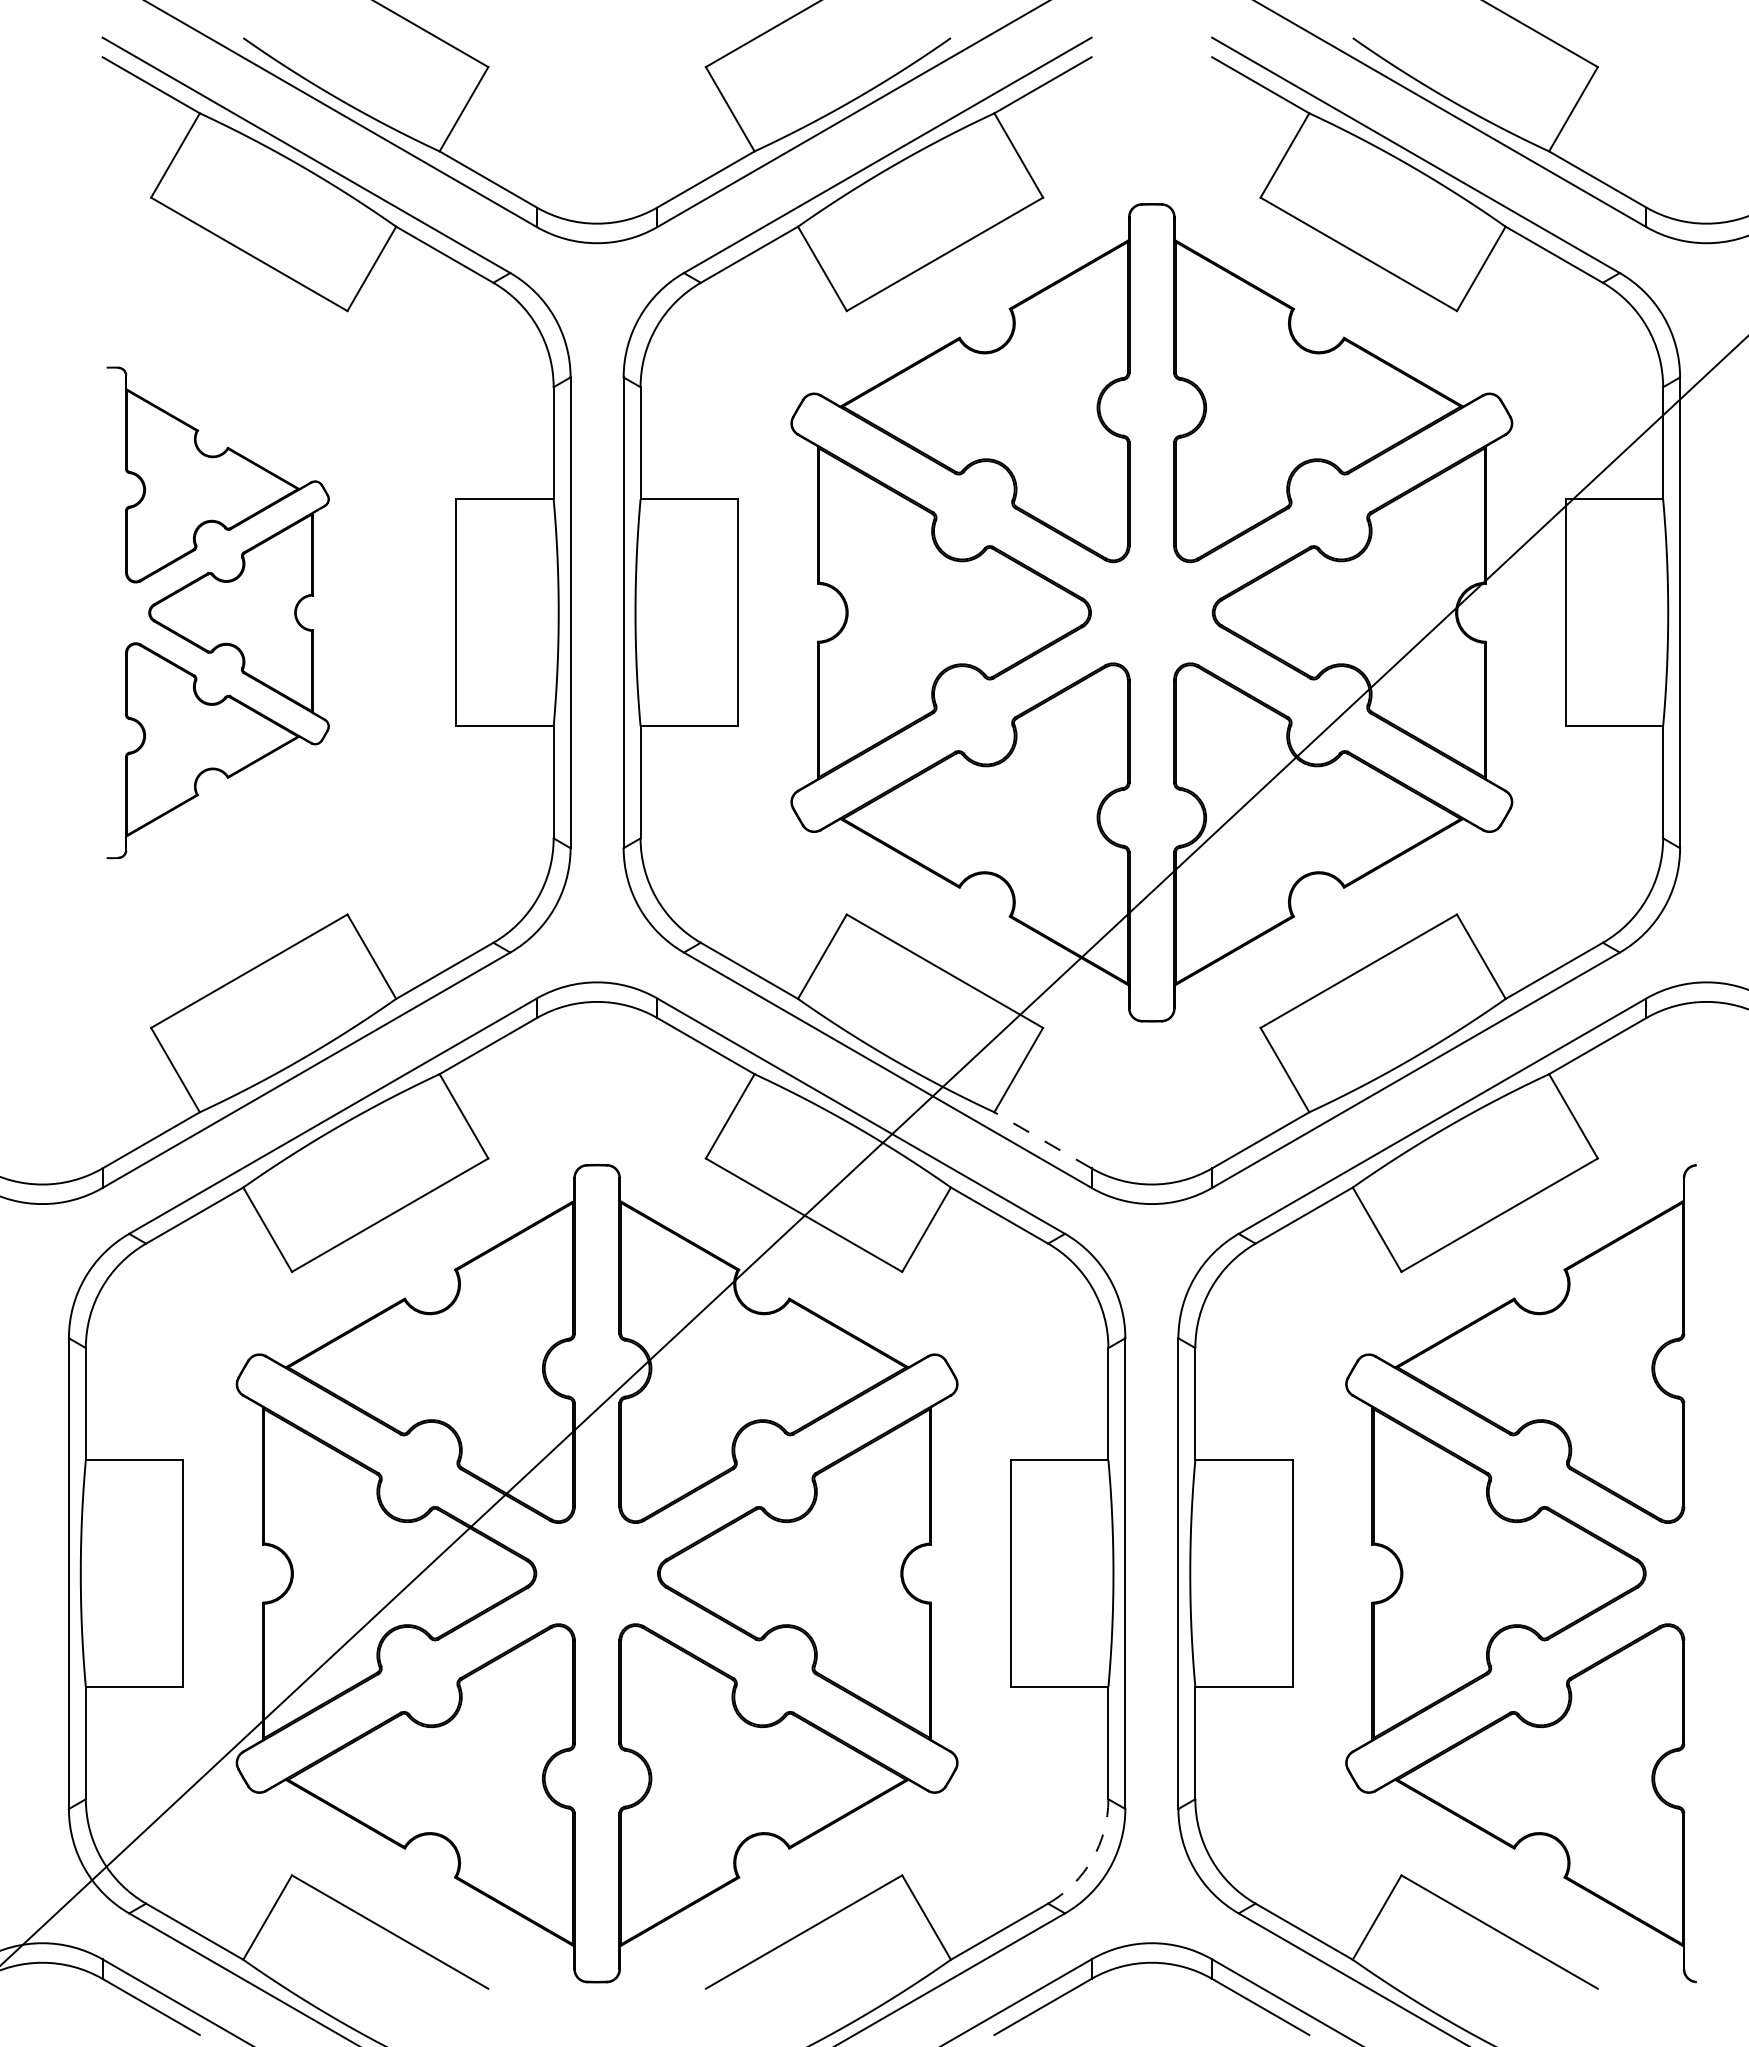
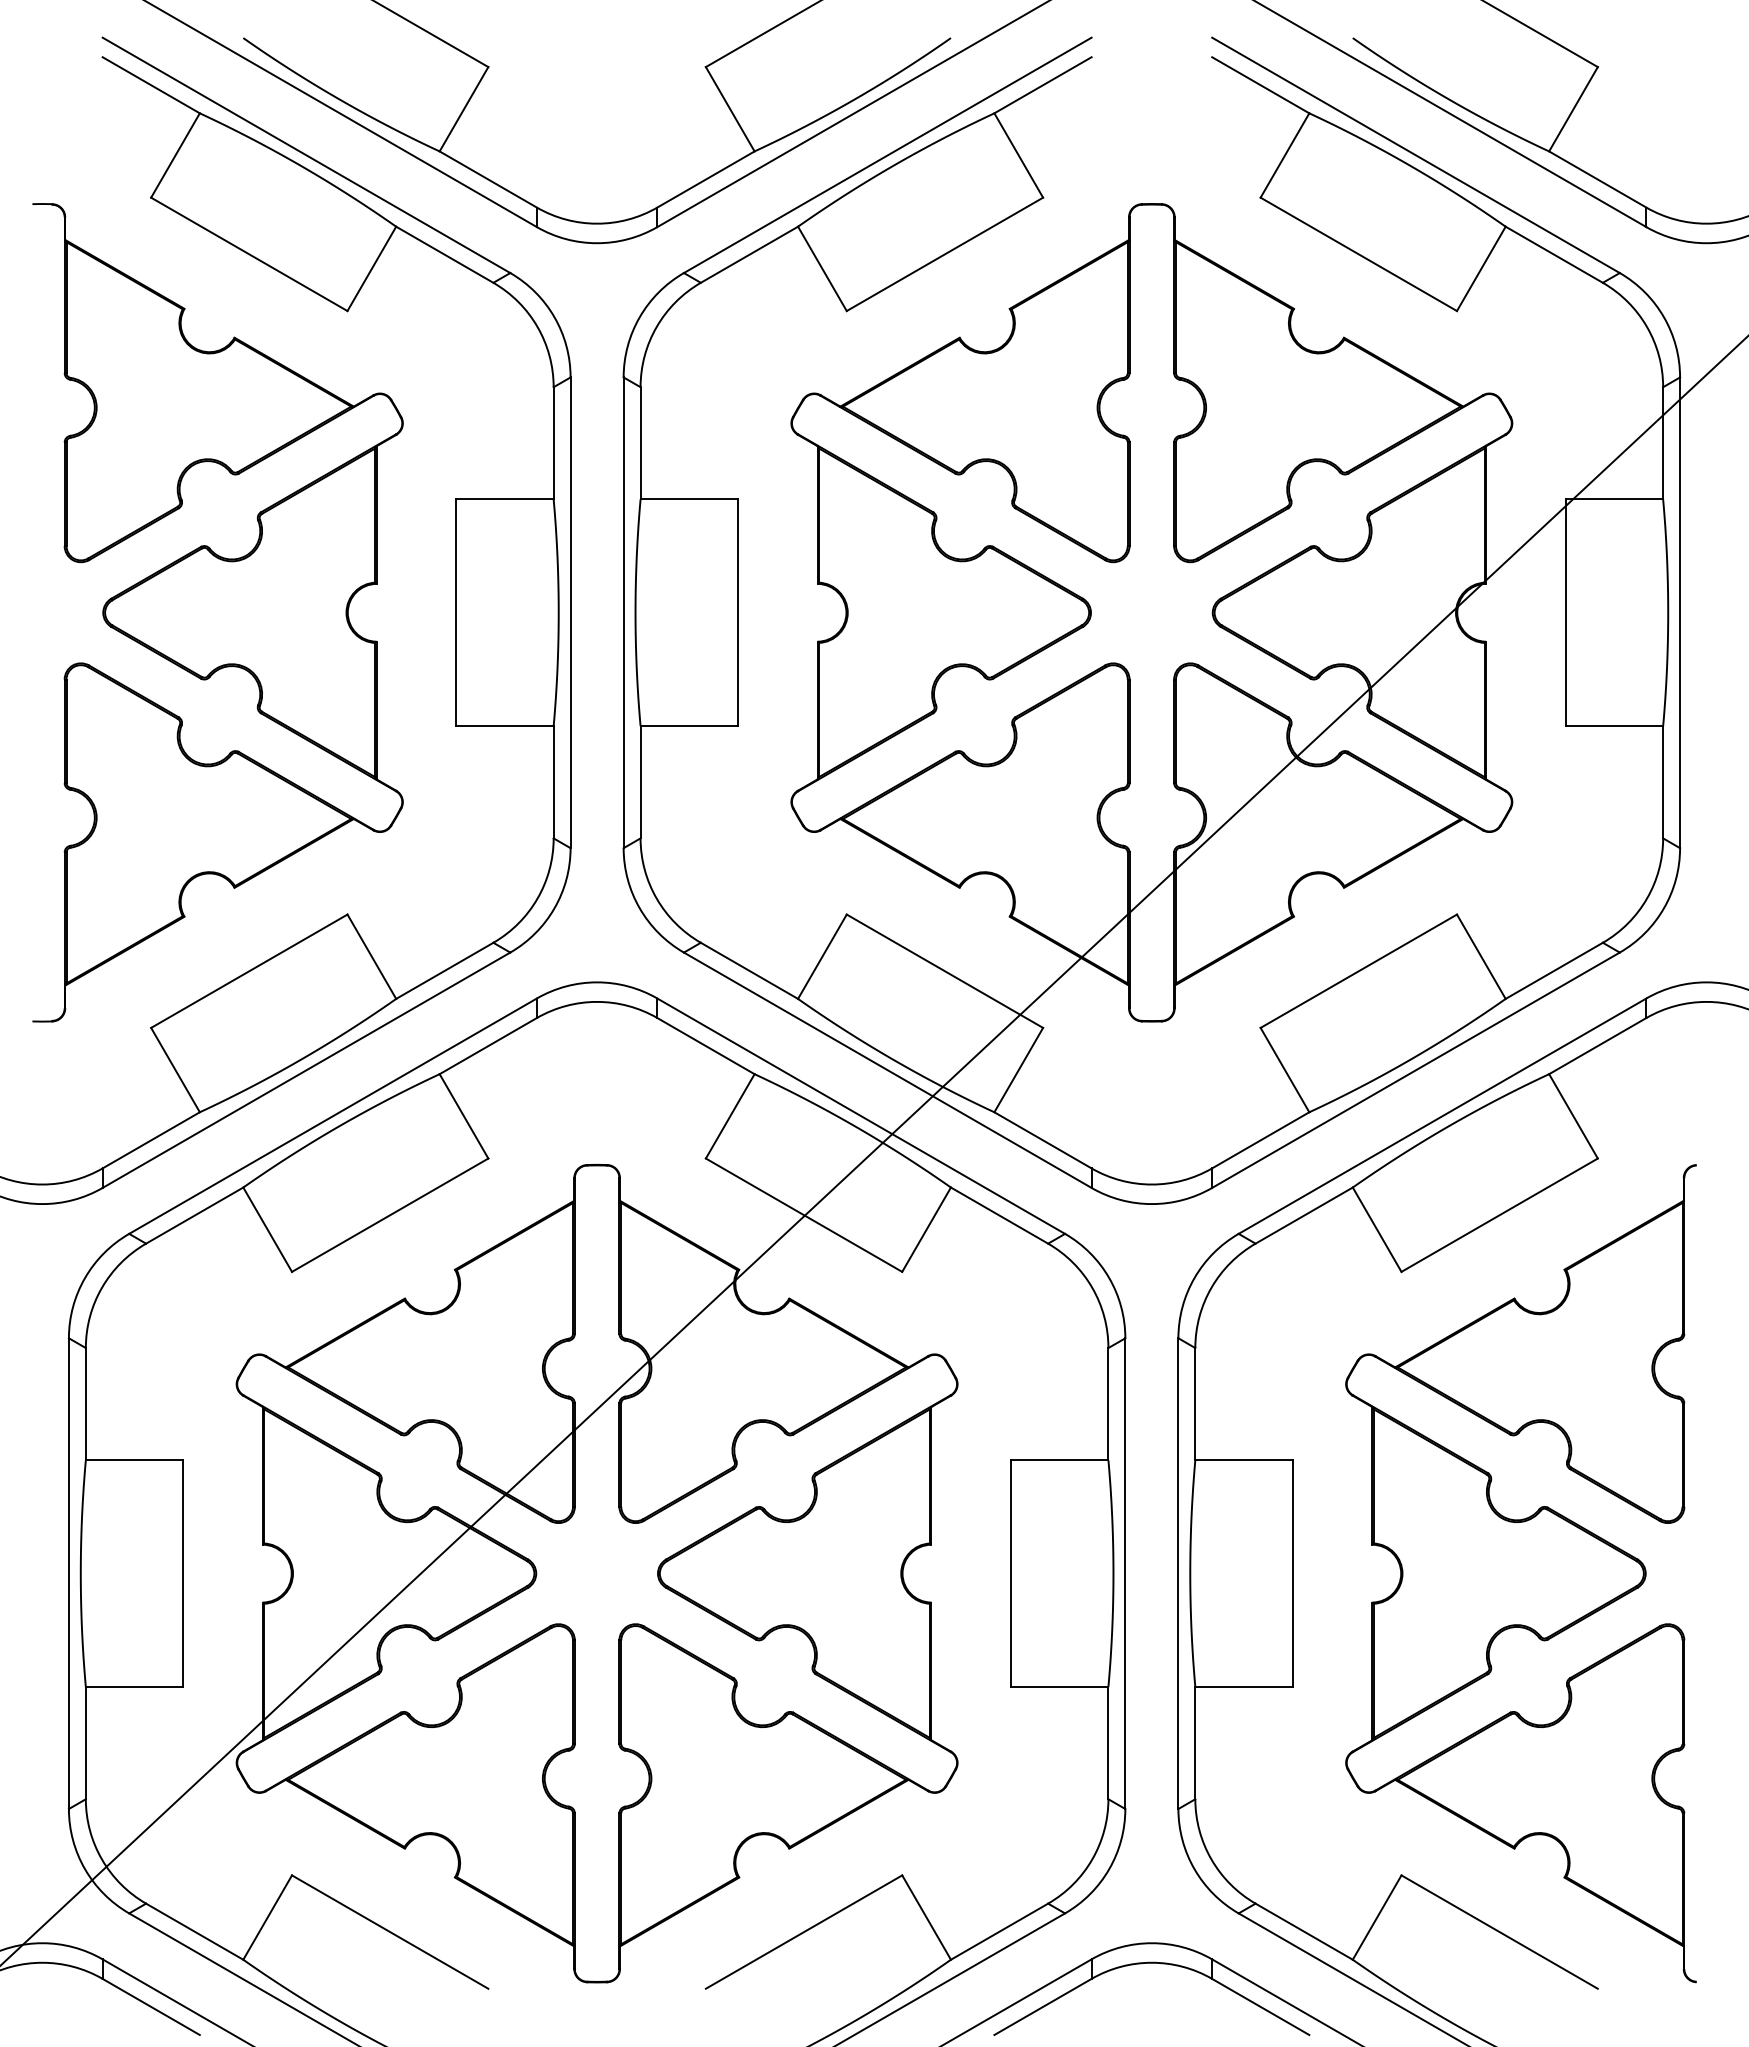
part size: 224x494 px -> 372x820 px (217, 612)
line: dashed -> solid (1042, 1140)
arc: dashed -> solid (1092, 1859)
